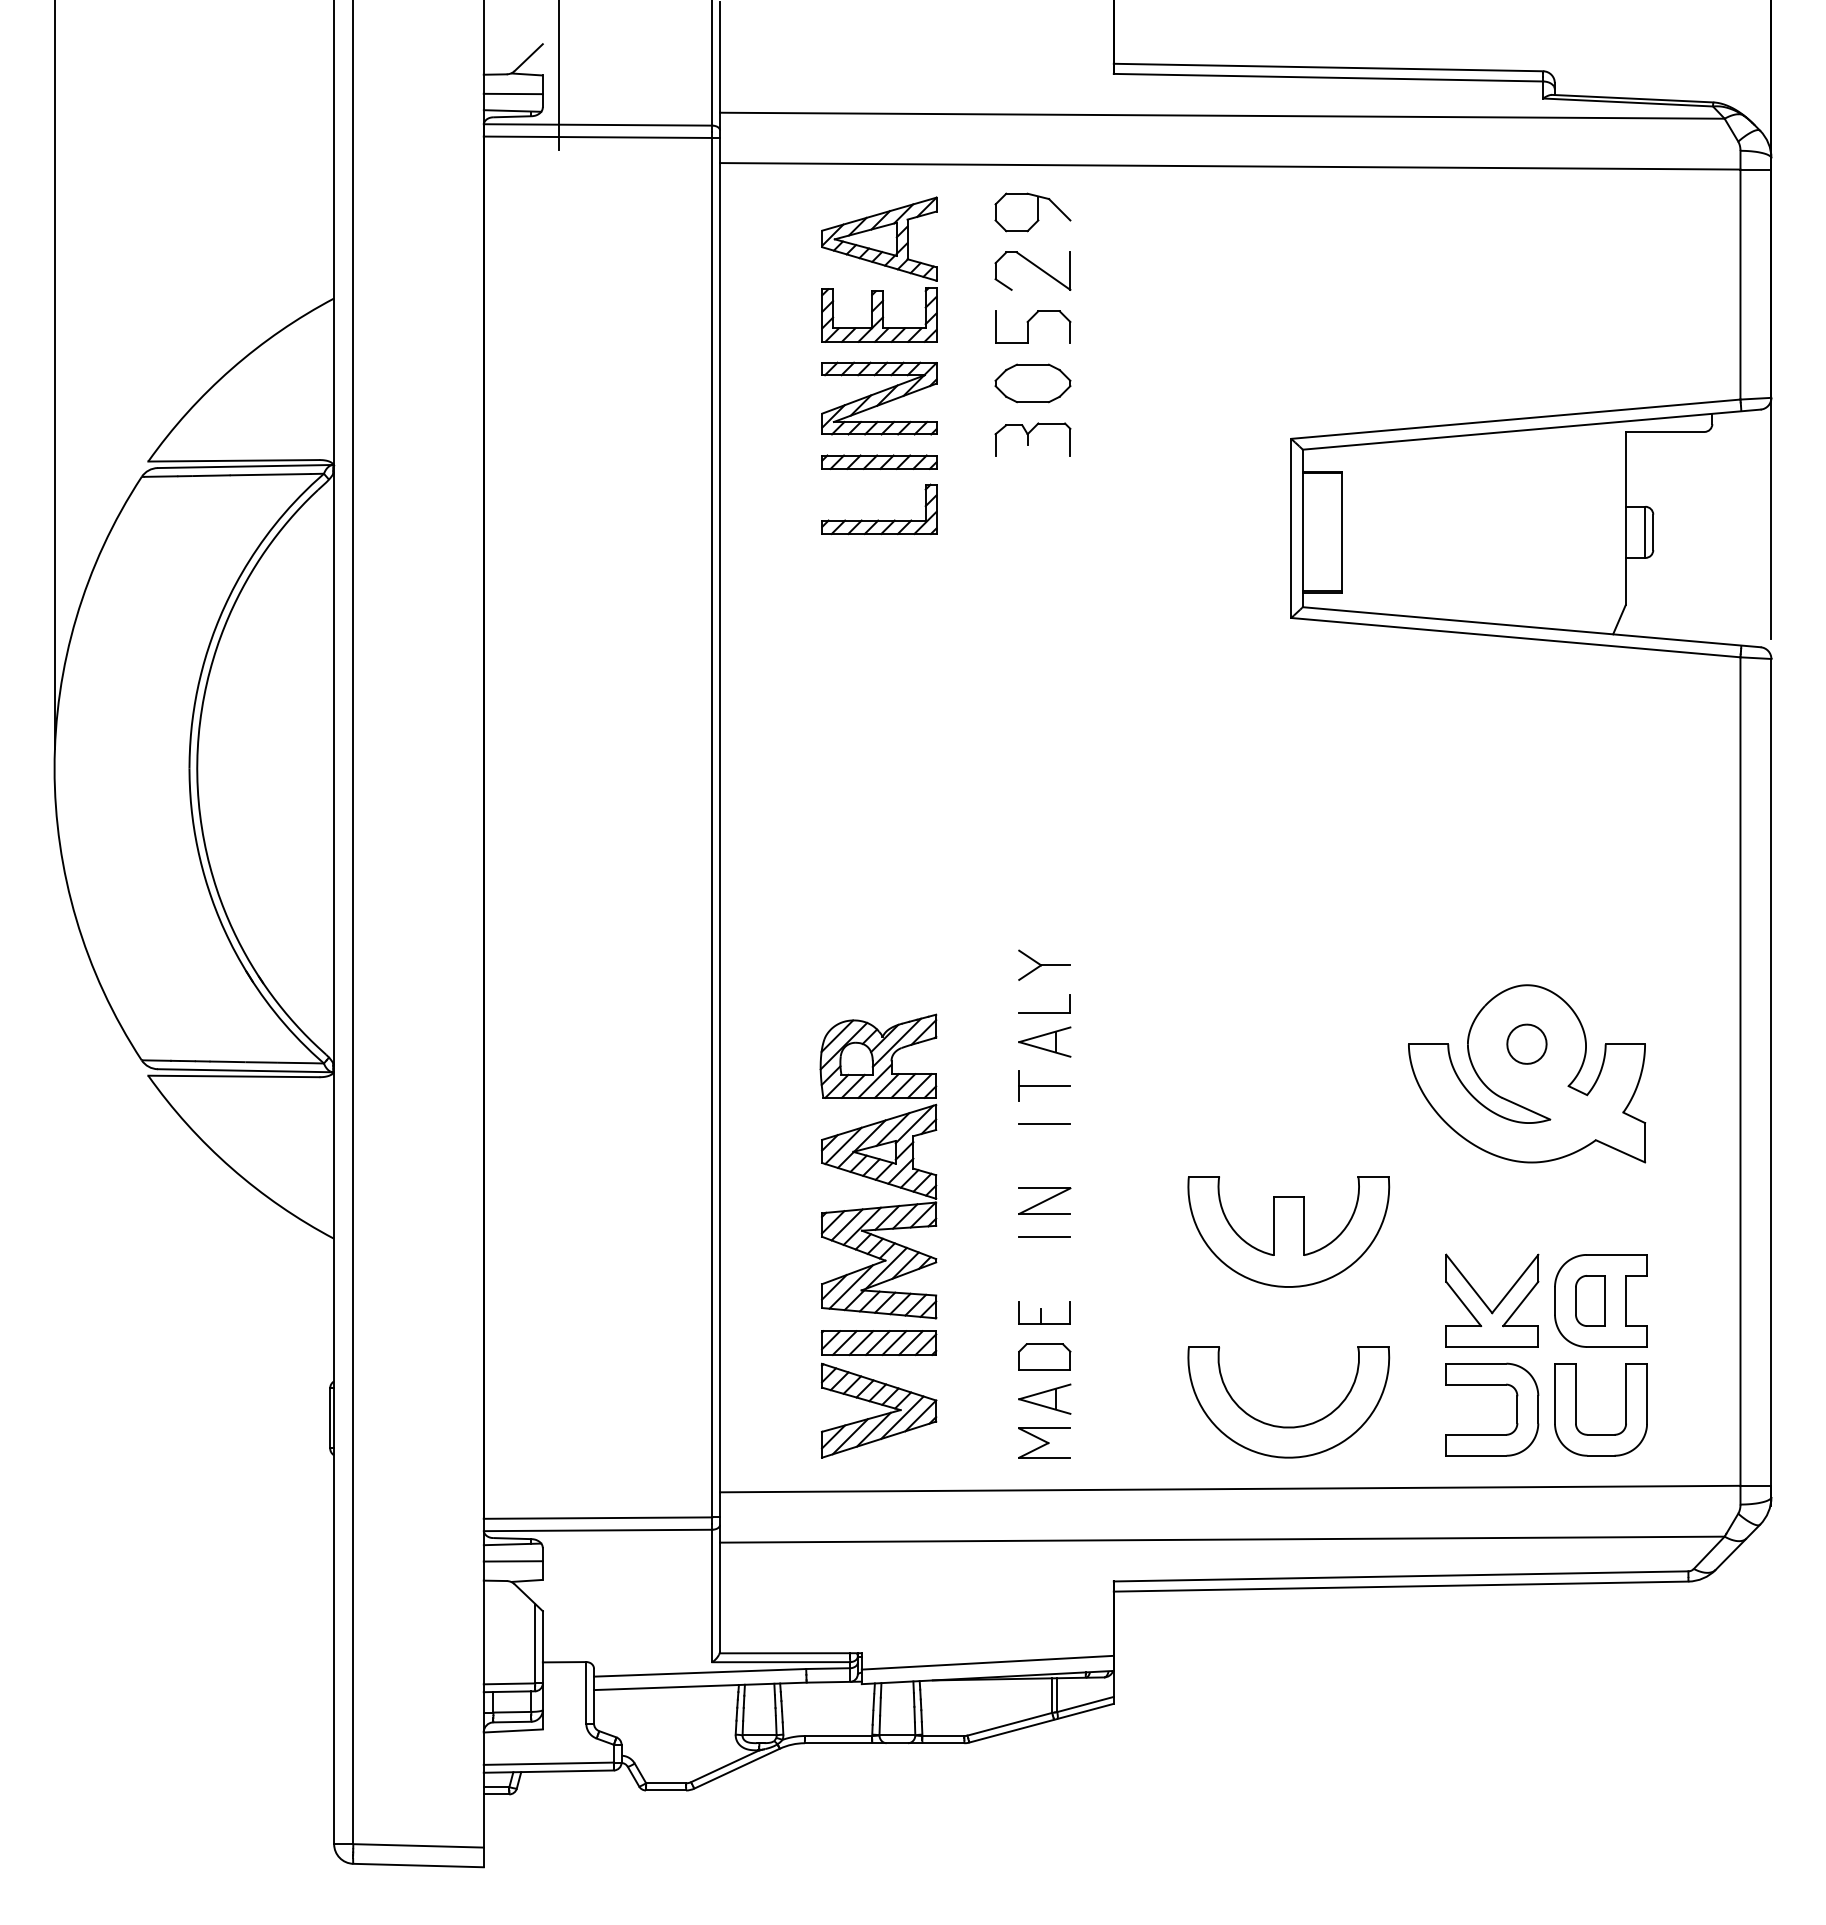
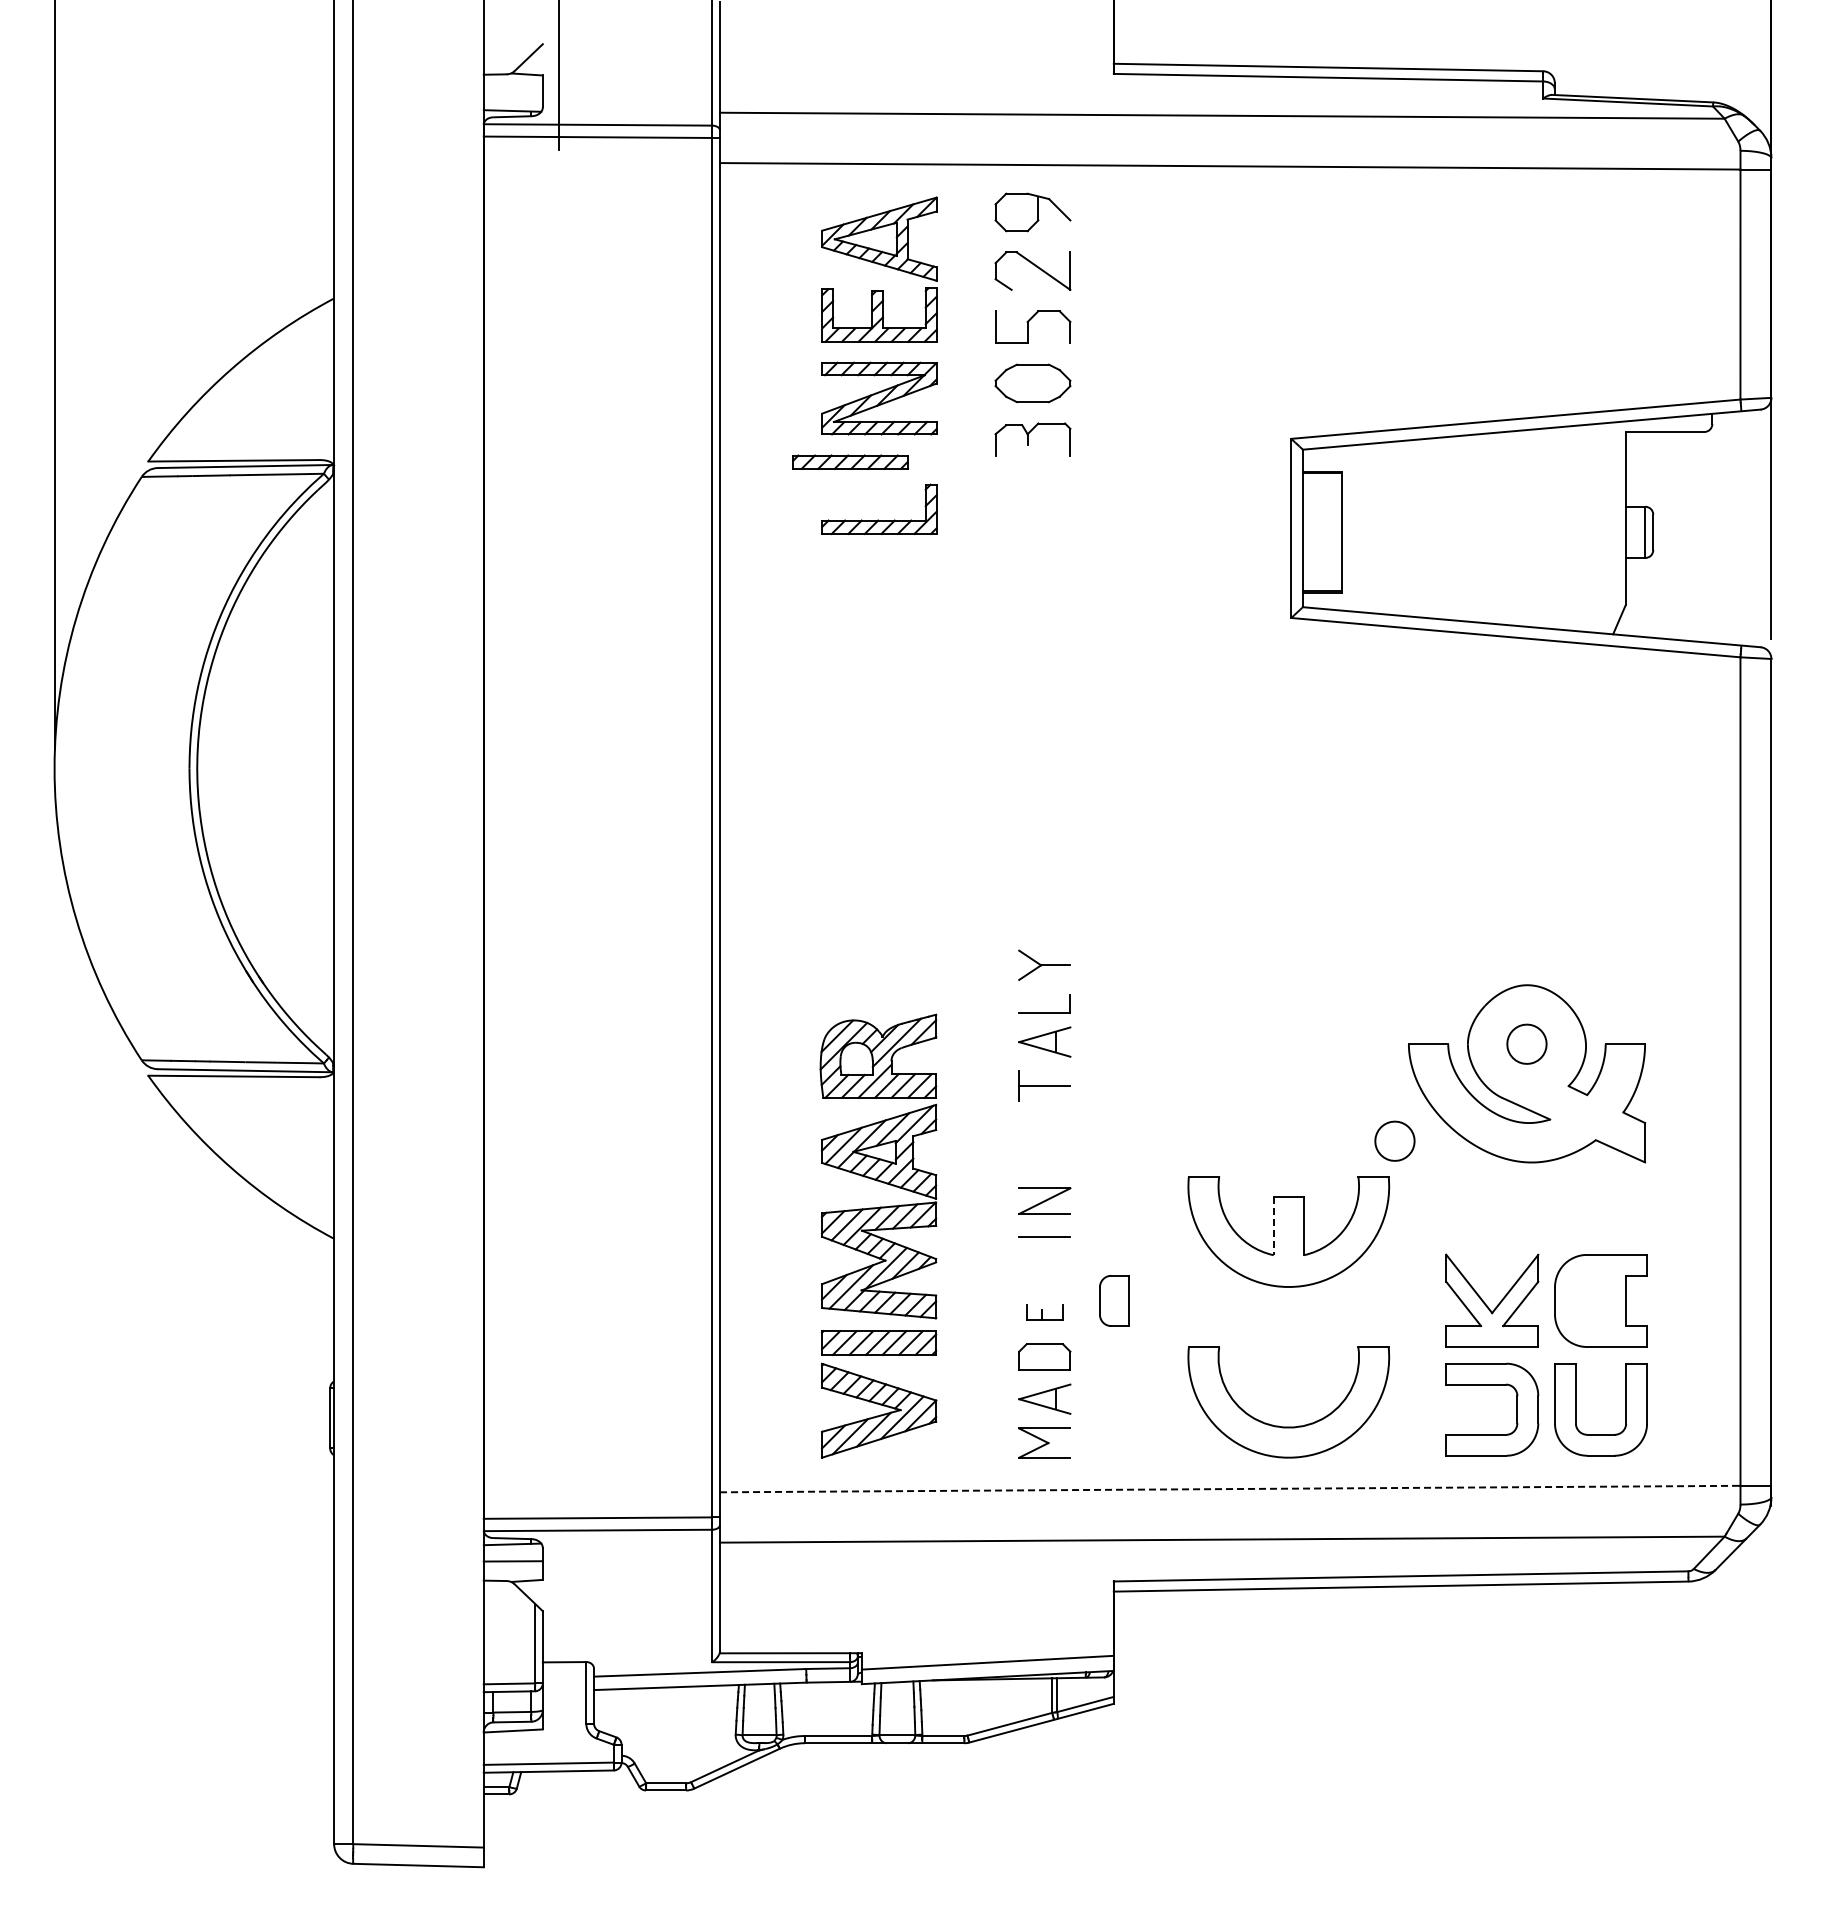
line: present -> none (512, 93)
part position: (879, 461) -> (850, 461) (850, 461)
line: present -> none (1044, 1123)
part: none -> present (1394, 1140)
line: solid -> dashed (1273, 1226)
part position: (1590, 1300) -> (1114, 1300) (1114, 1300)
part size: 53x24 px -> 38x17 px (1044, 1312)
line: solid -> dashed (1230, 1489)
